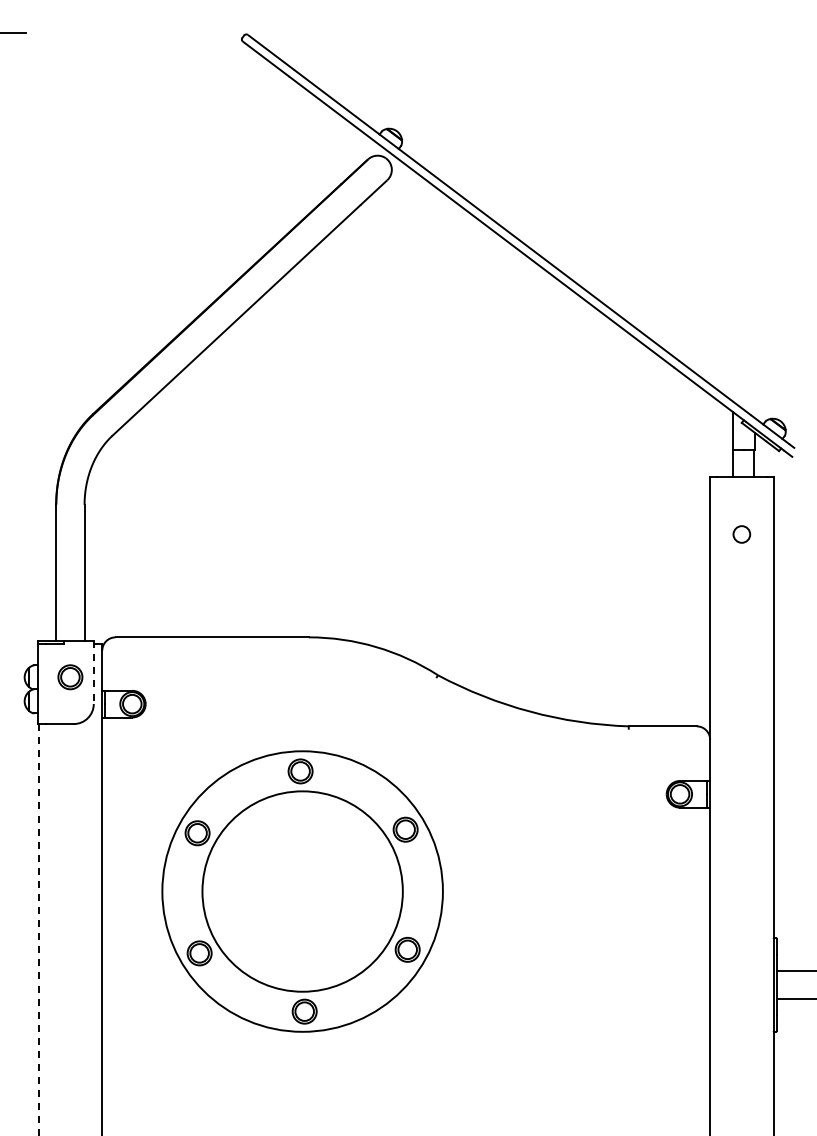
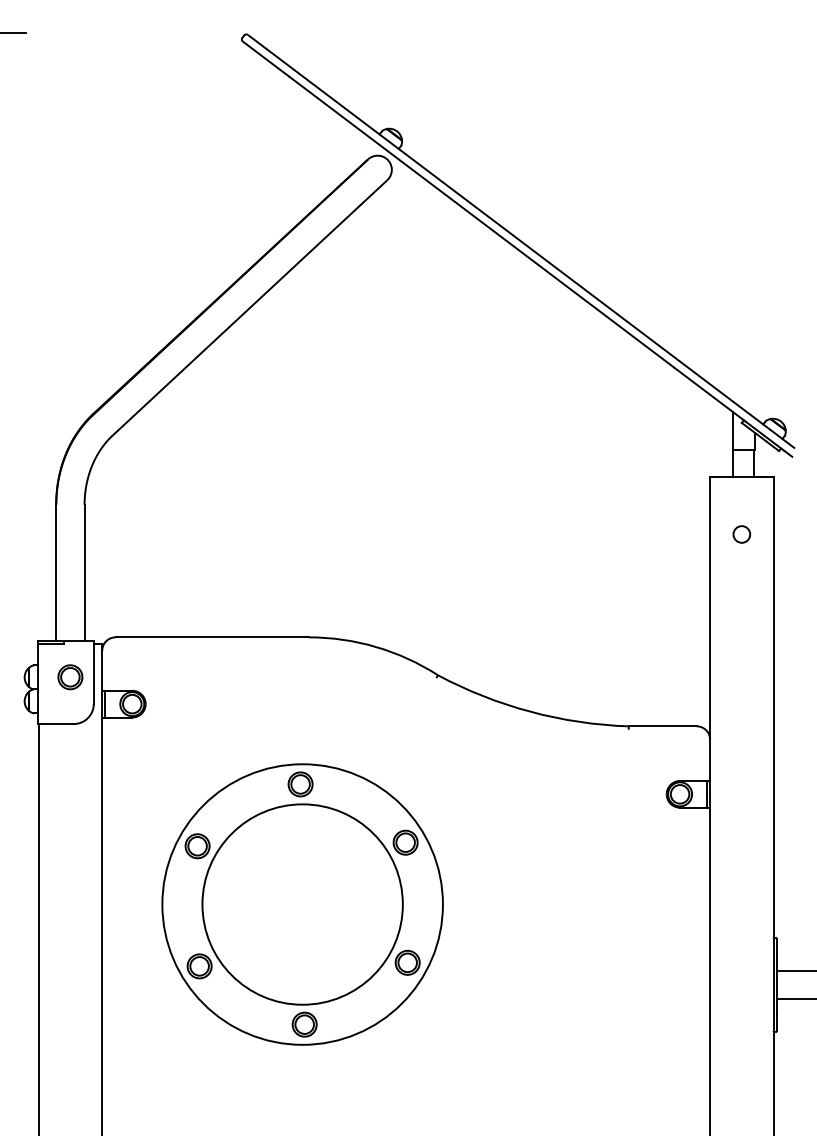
line: dashed -> solid (93, 673)
part position: (302, 891) -> (302, 904) (302, 904)
line: dashed -> solid (38, 929)
